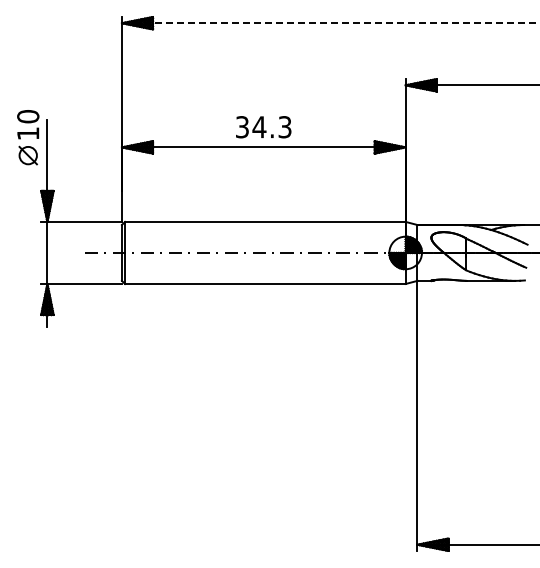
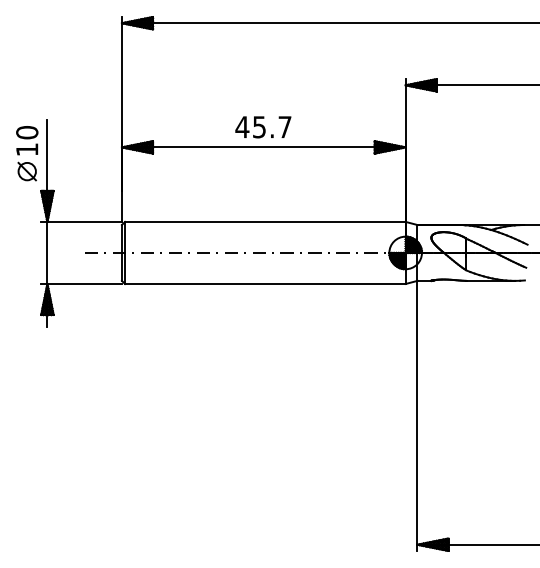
line: dashed -> solid (330, 23)
text: 34.3 -> 45.7 (263, 127)
part position: (28, 137) -> (27, 153) (27, 153)
